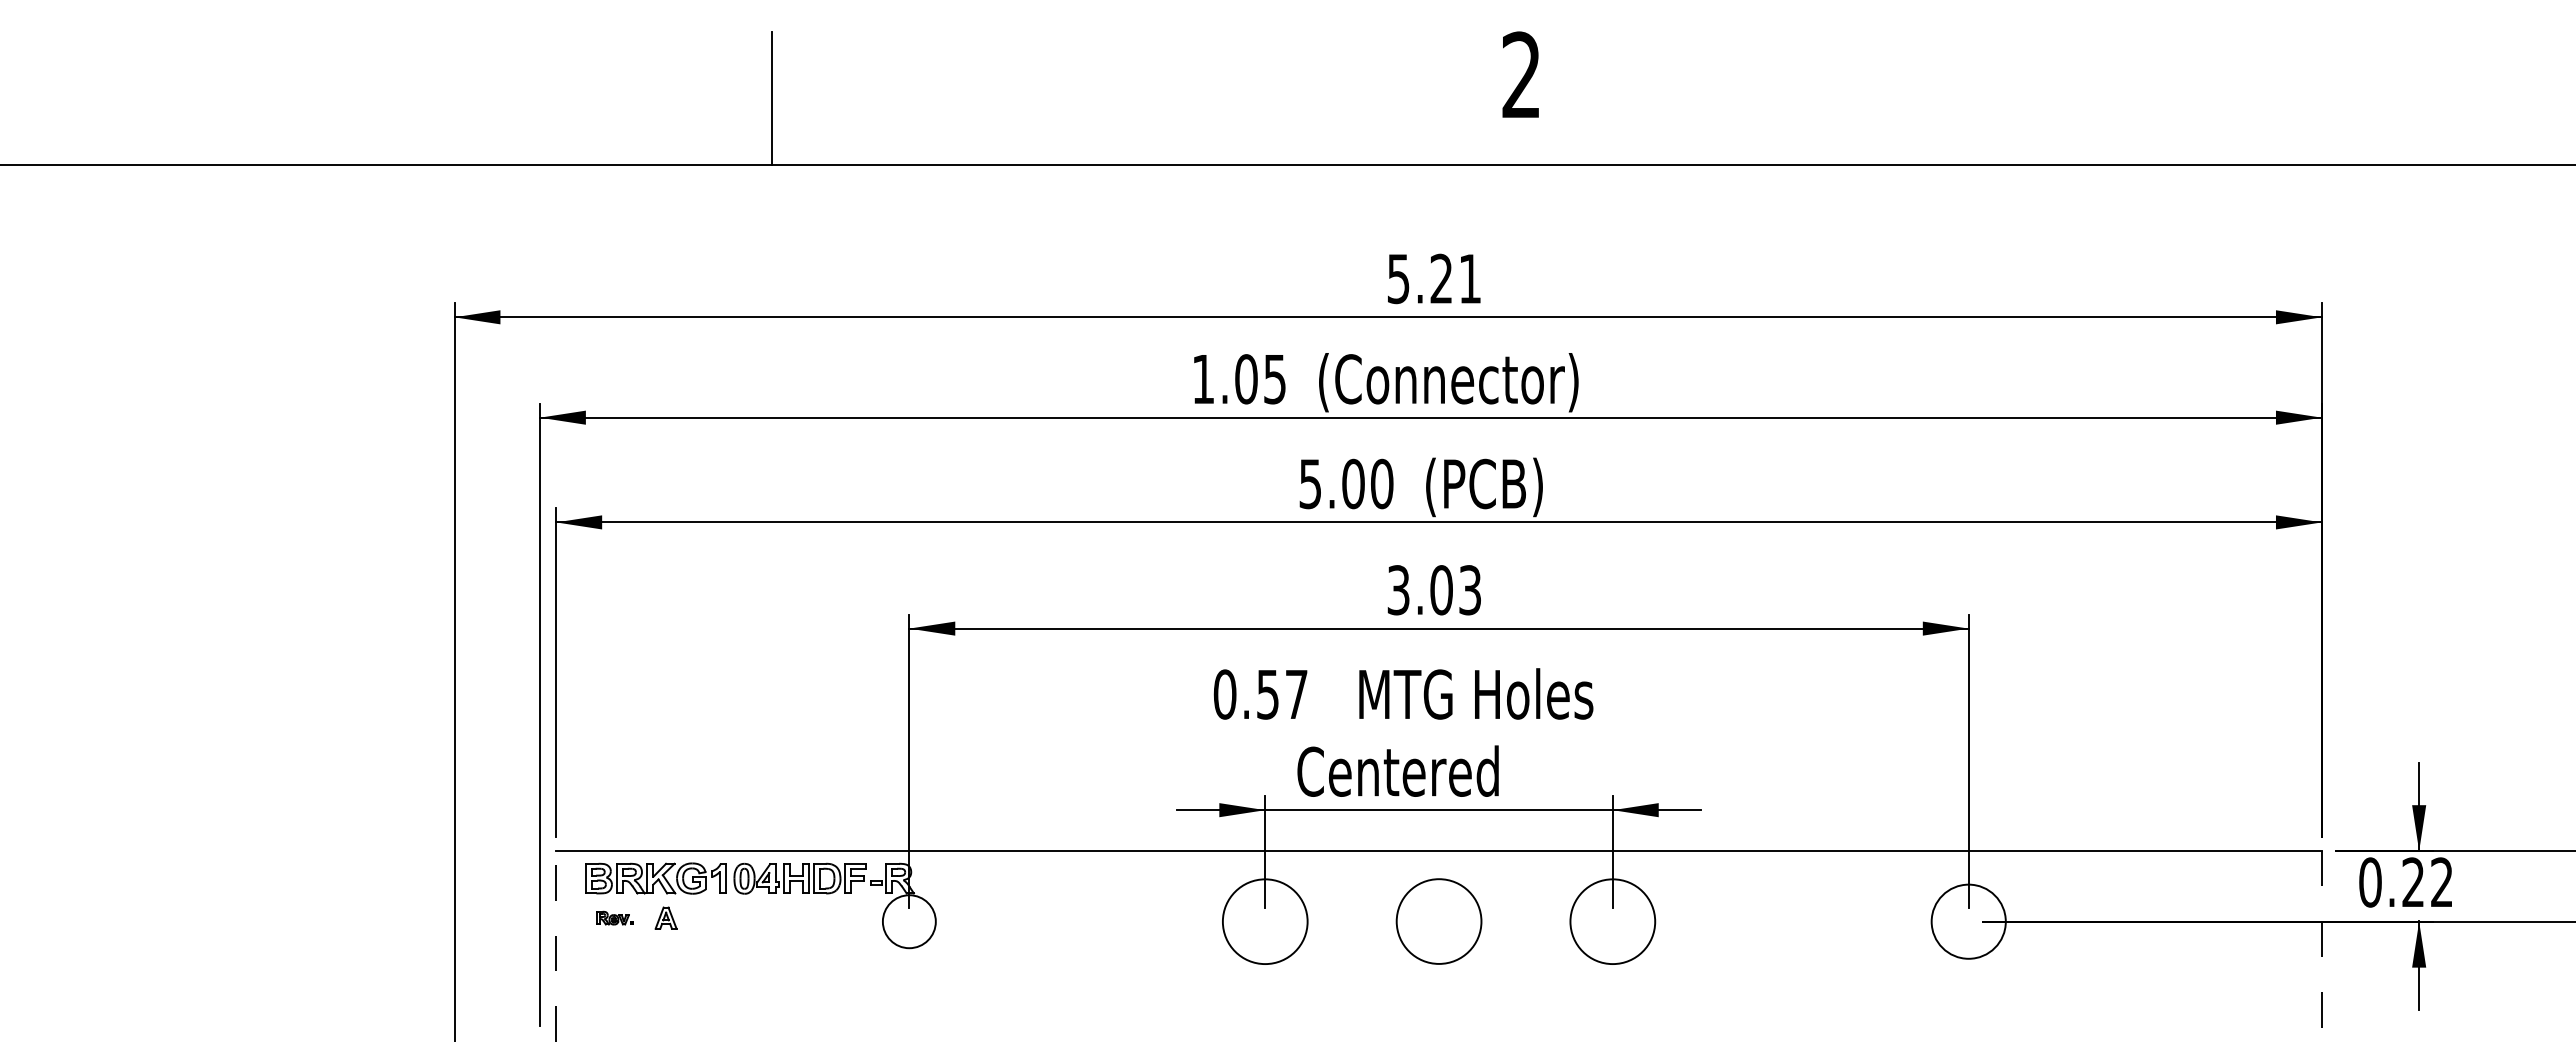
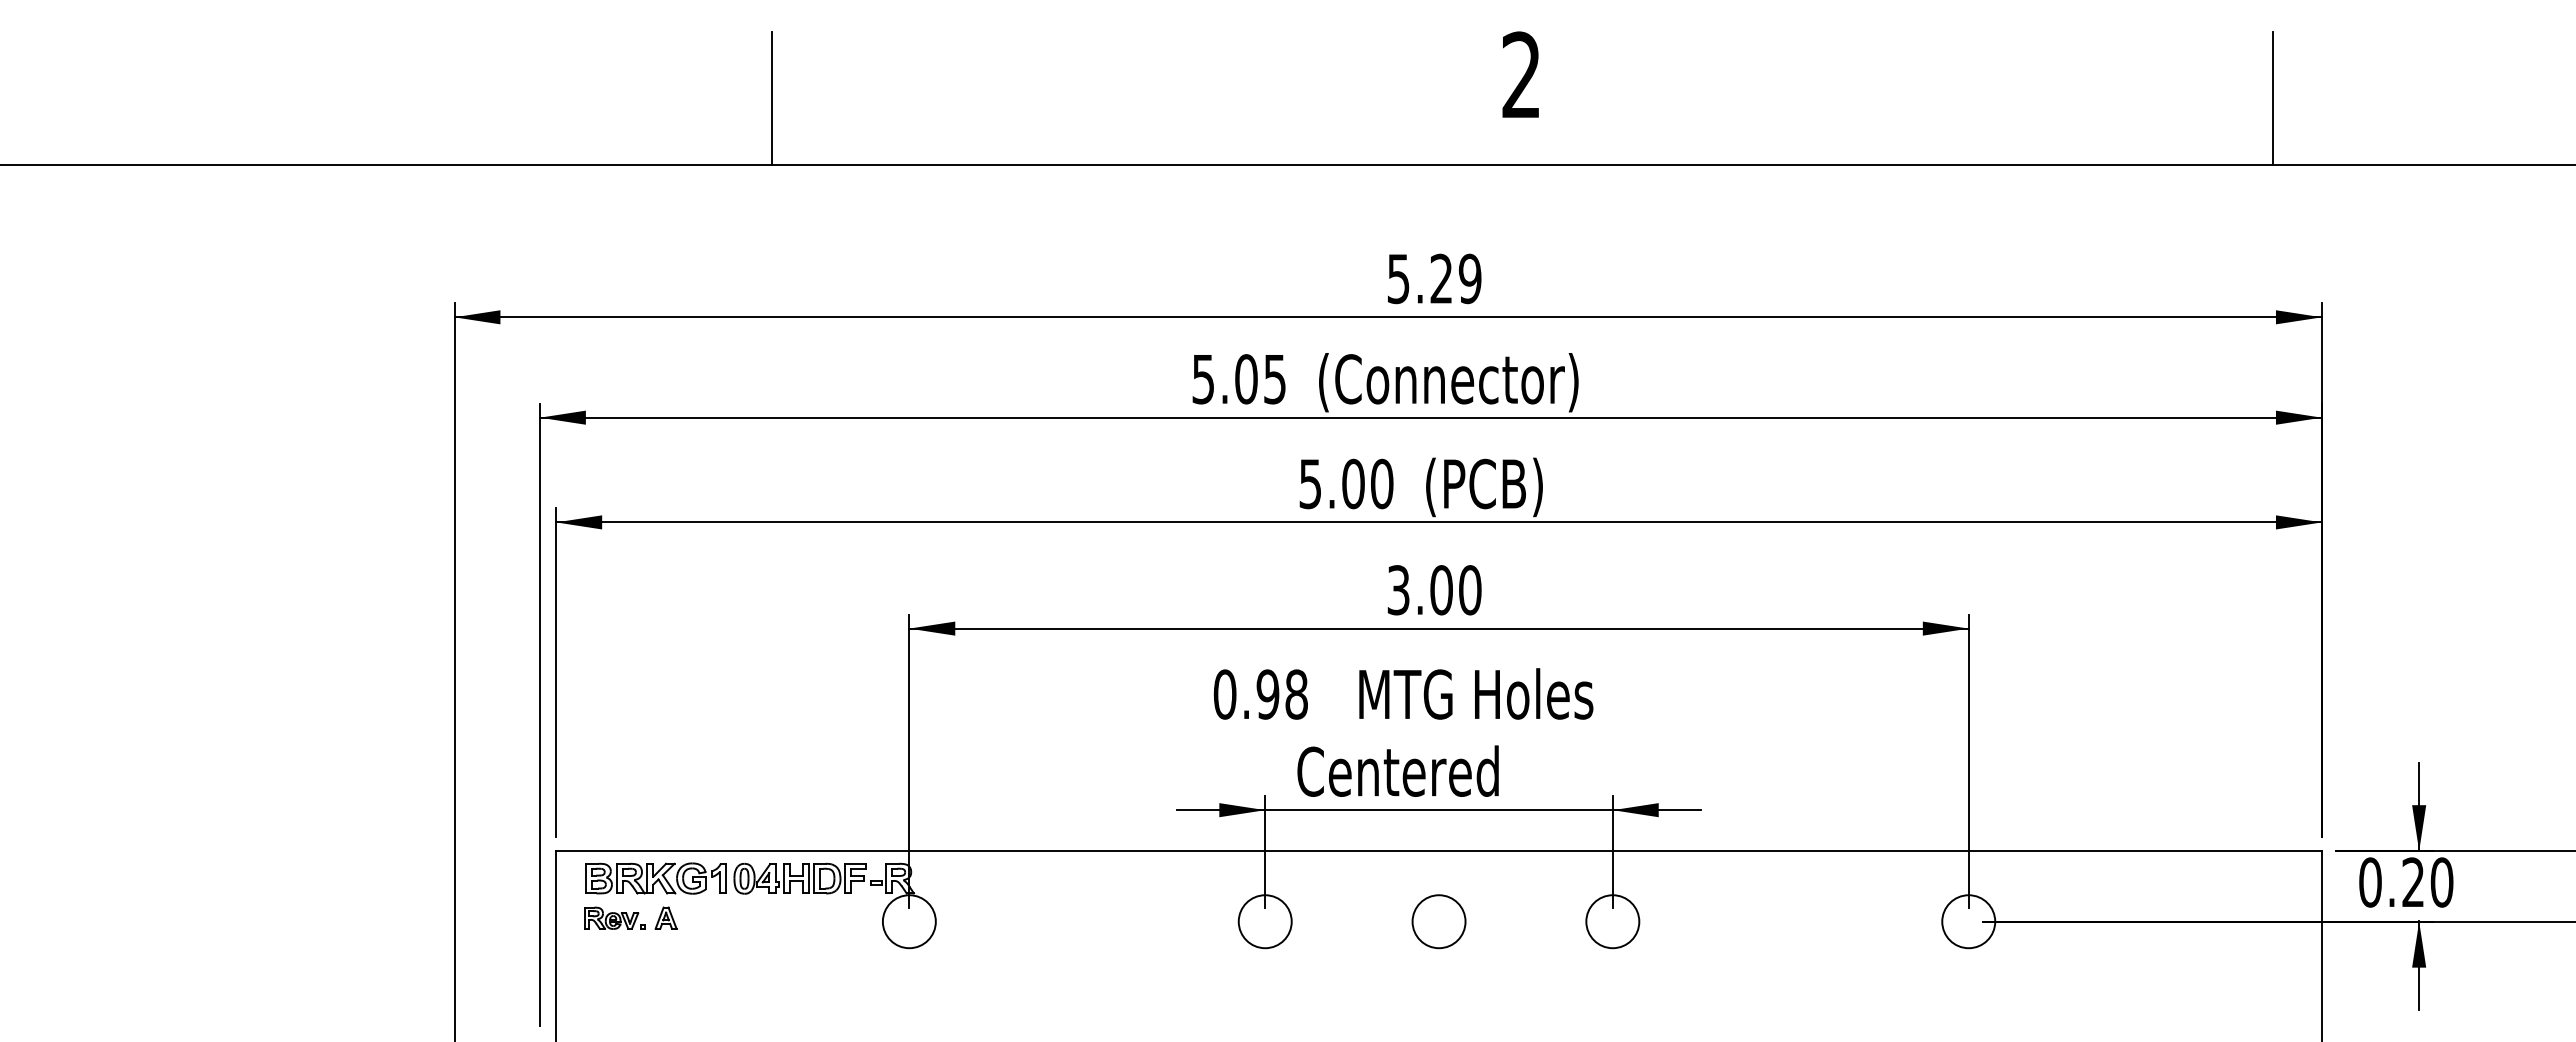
line: none -> present (2273, 98)
text: 5.21 -> 5.29 (1469, 278)
text: 1.05 -> 5.05 (1202, 379)
text: 3.03 -> 3.00 (1470, 590)
text: 0.57 -> 0.98 (1281, 694)
text: 0.22 -> 0.20 (2441, 882)
part size: 38x16 px -> 62x24 px (614, 917)
circle diameter: 85 px -> 53 px (1264, 921)
circle size: 88x87 px -> 56x56 px (1438, 921)
circle diameter: 85 px -> 53 px (1612, 921)
circle diameter: 74 px -> 53 px (1968, 921)
line: dashed -> solid (556, 945)
line: dashed -> solid (2321, 946)
